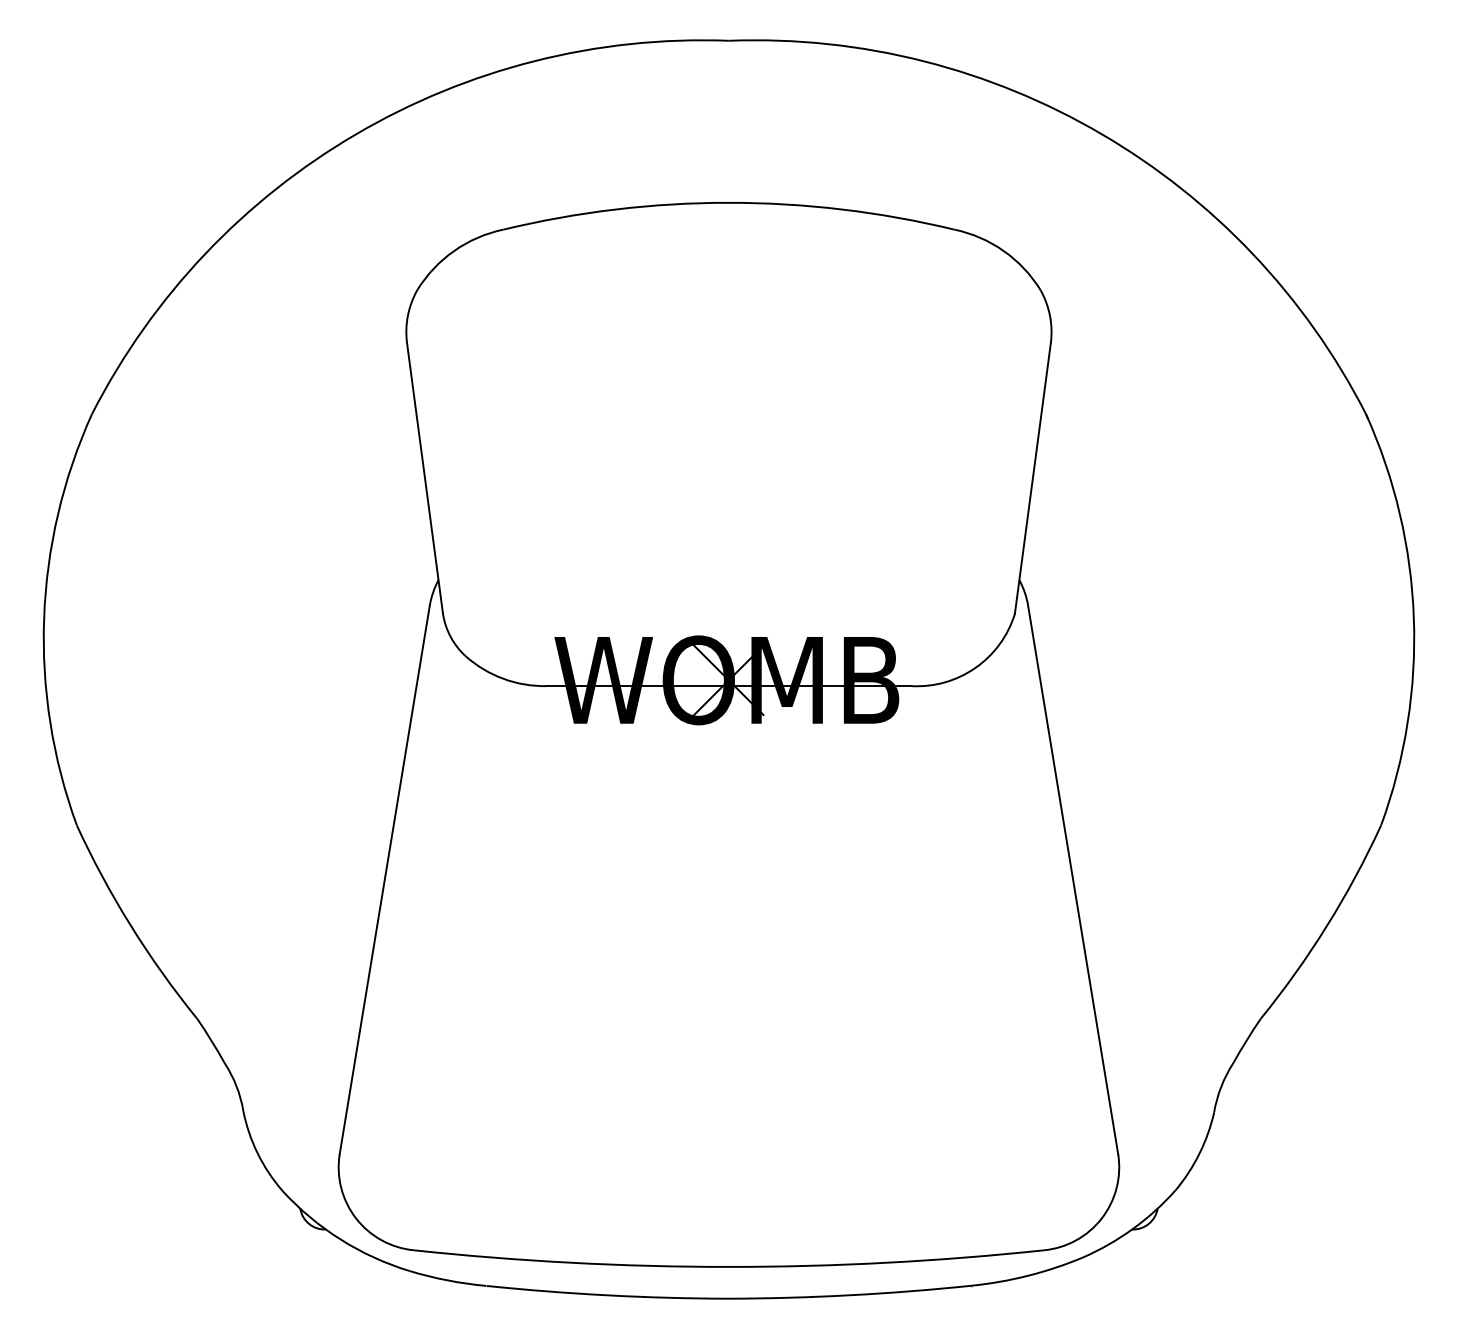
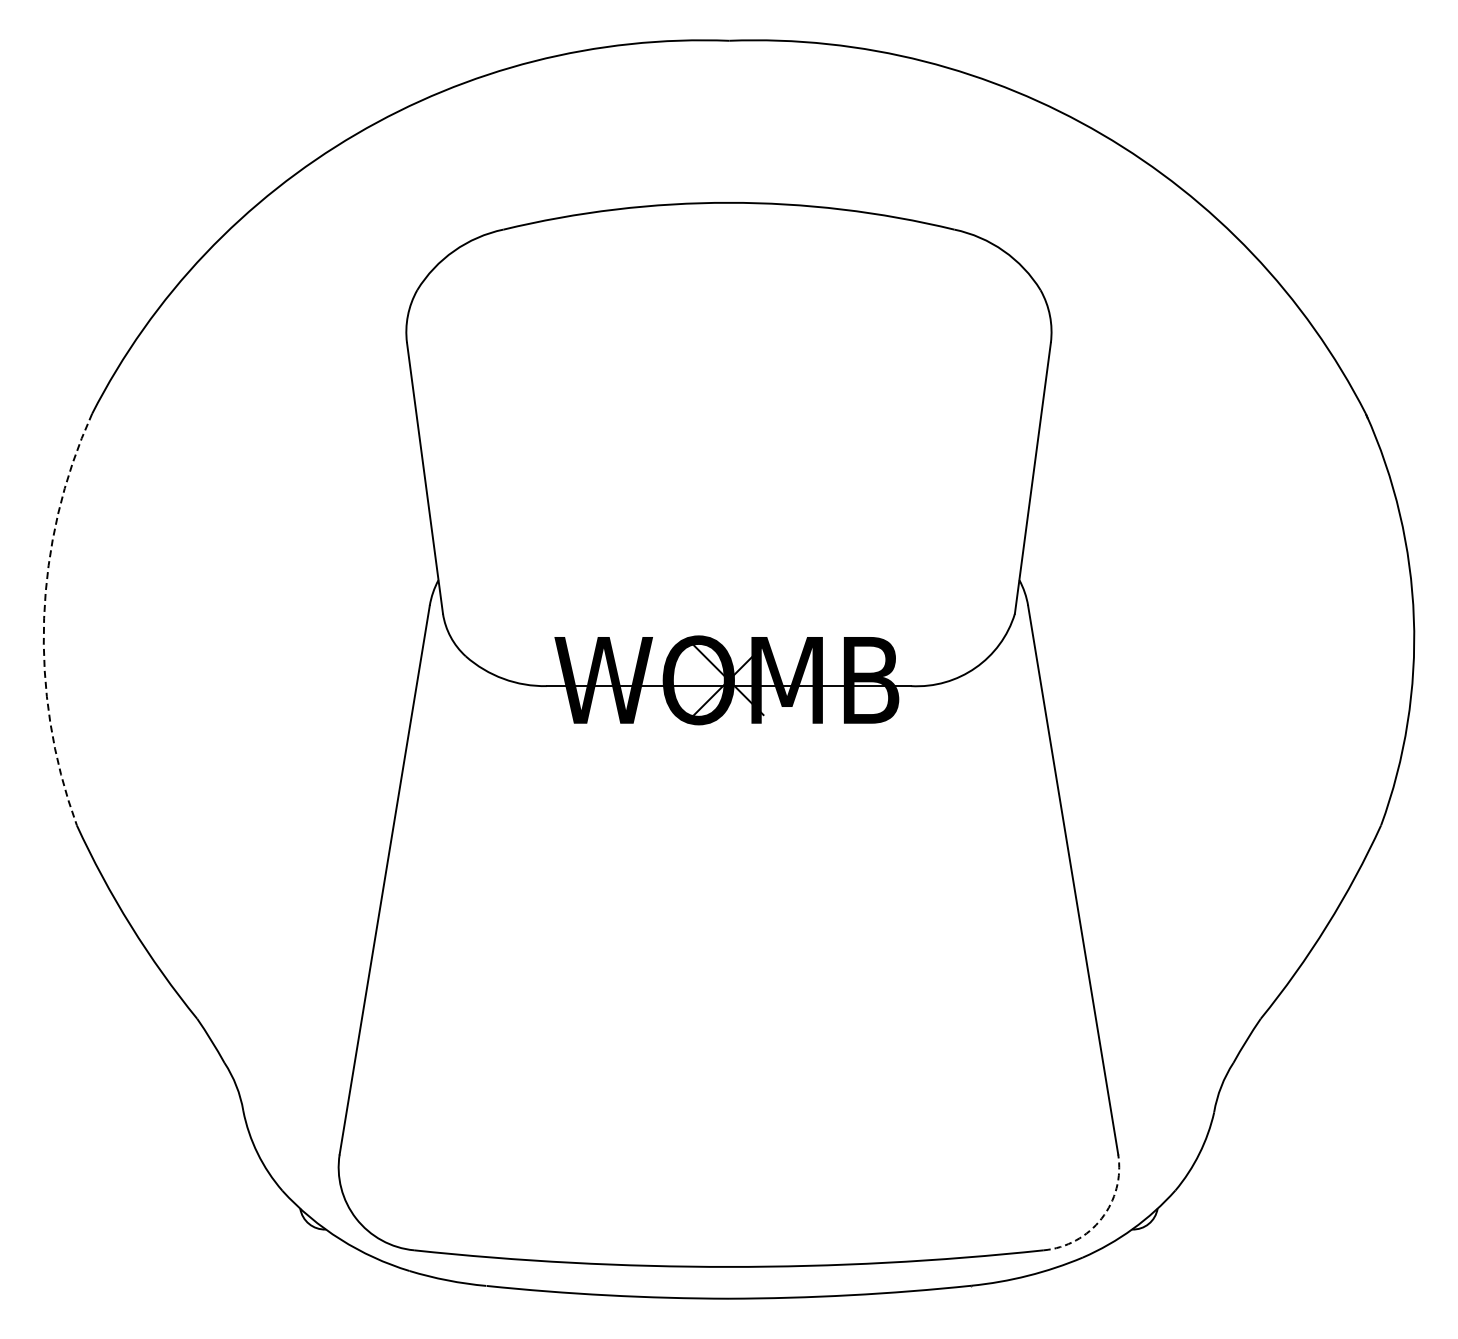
arc: solid -> dashed (44, 618)
arc: solid -> dashed (1101, 1218)
